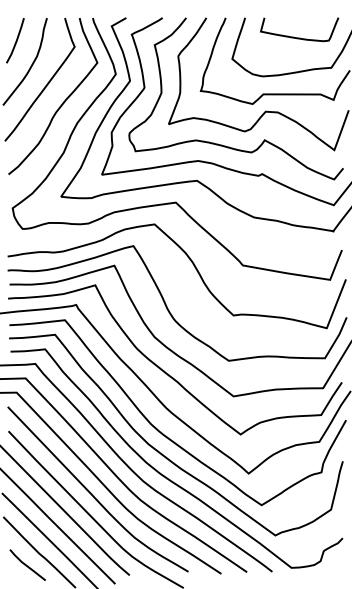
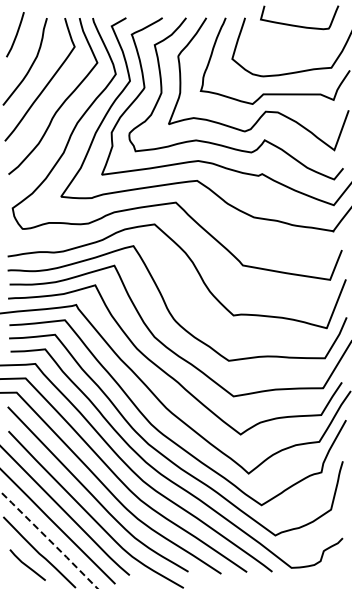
curve position: (299, 37) -> (299, 25) (299, 25)
curve position: (15, 40) -> (15, 34) (15, 34)
line: solid -> dashed (50, 541)
